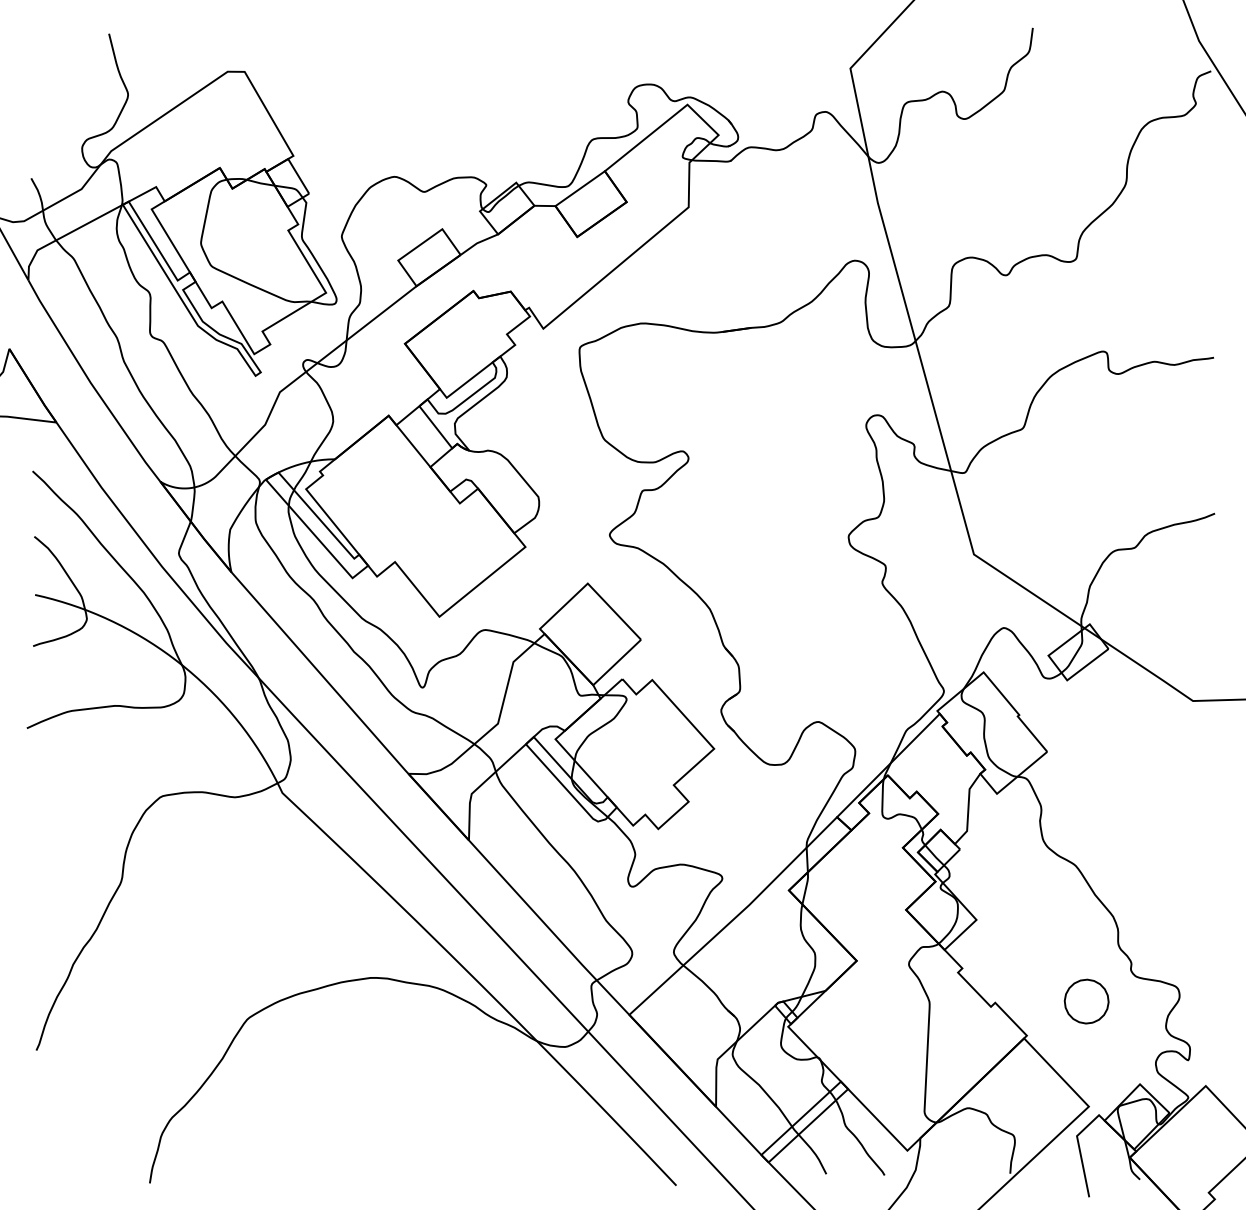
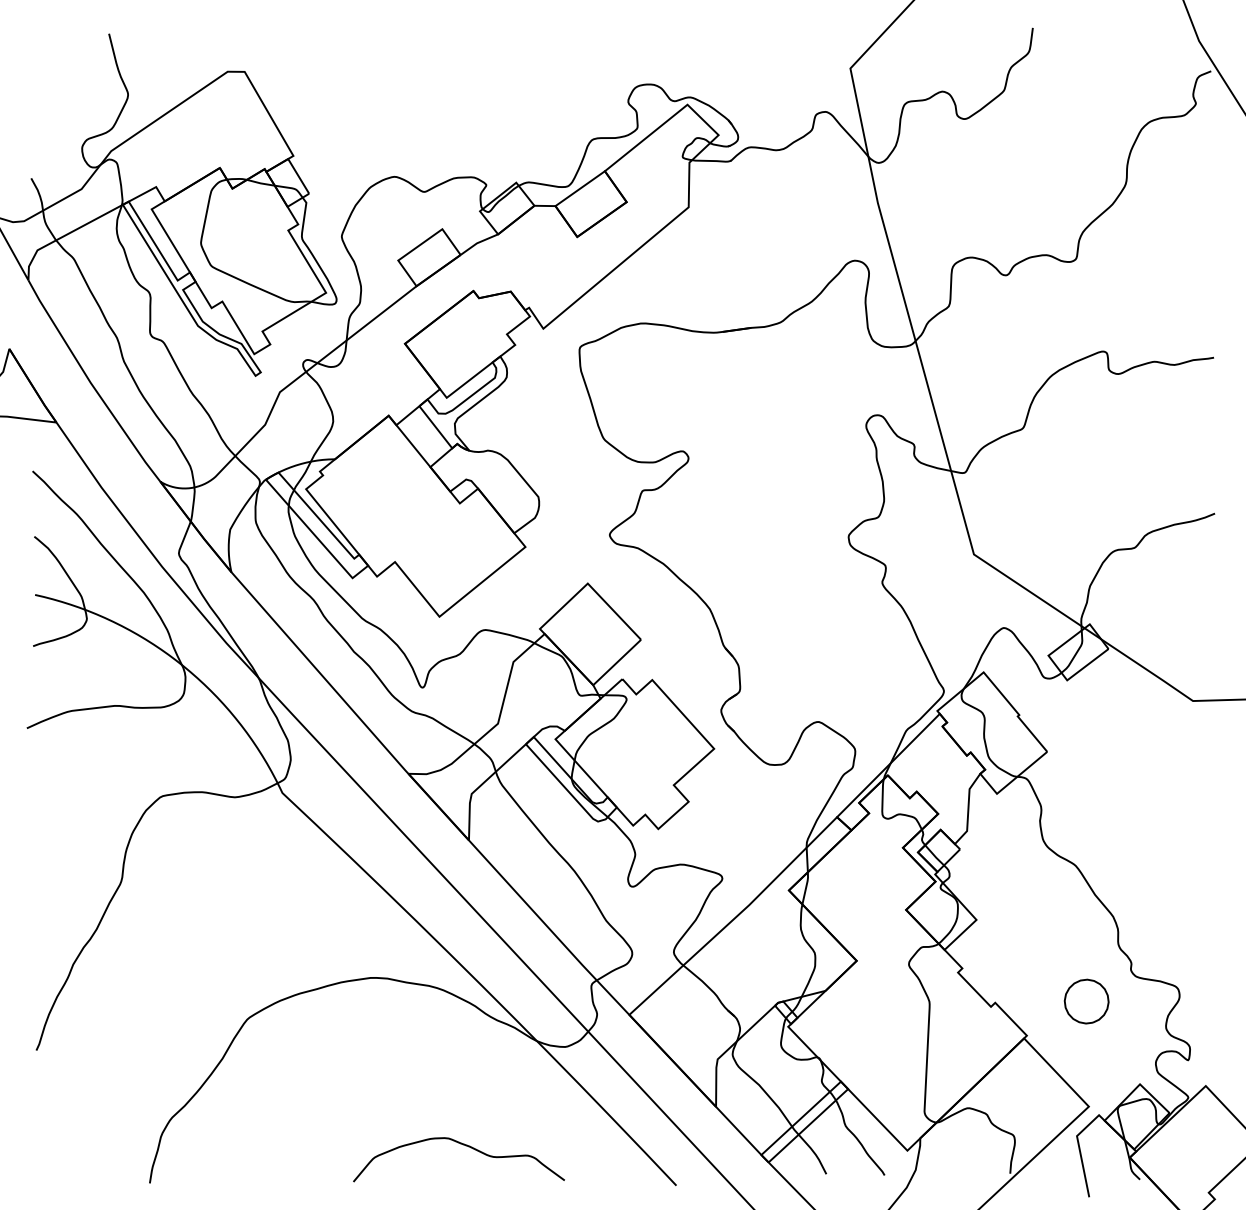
curve: none -> present (463, 1145)
